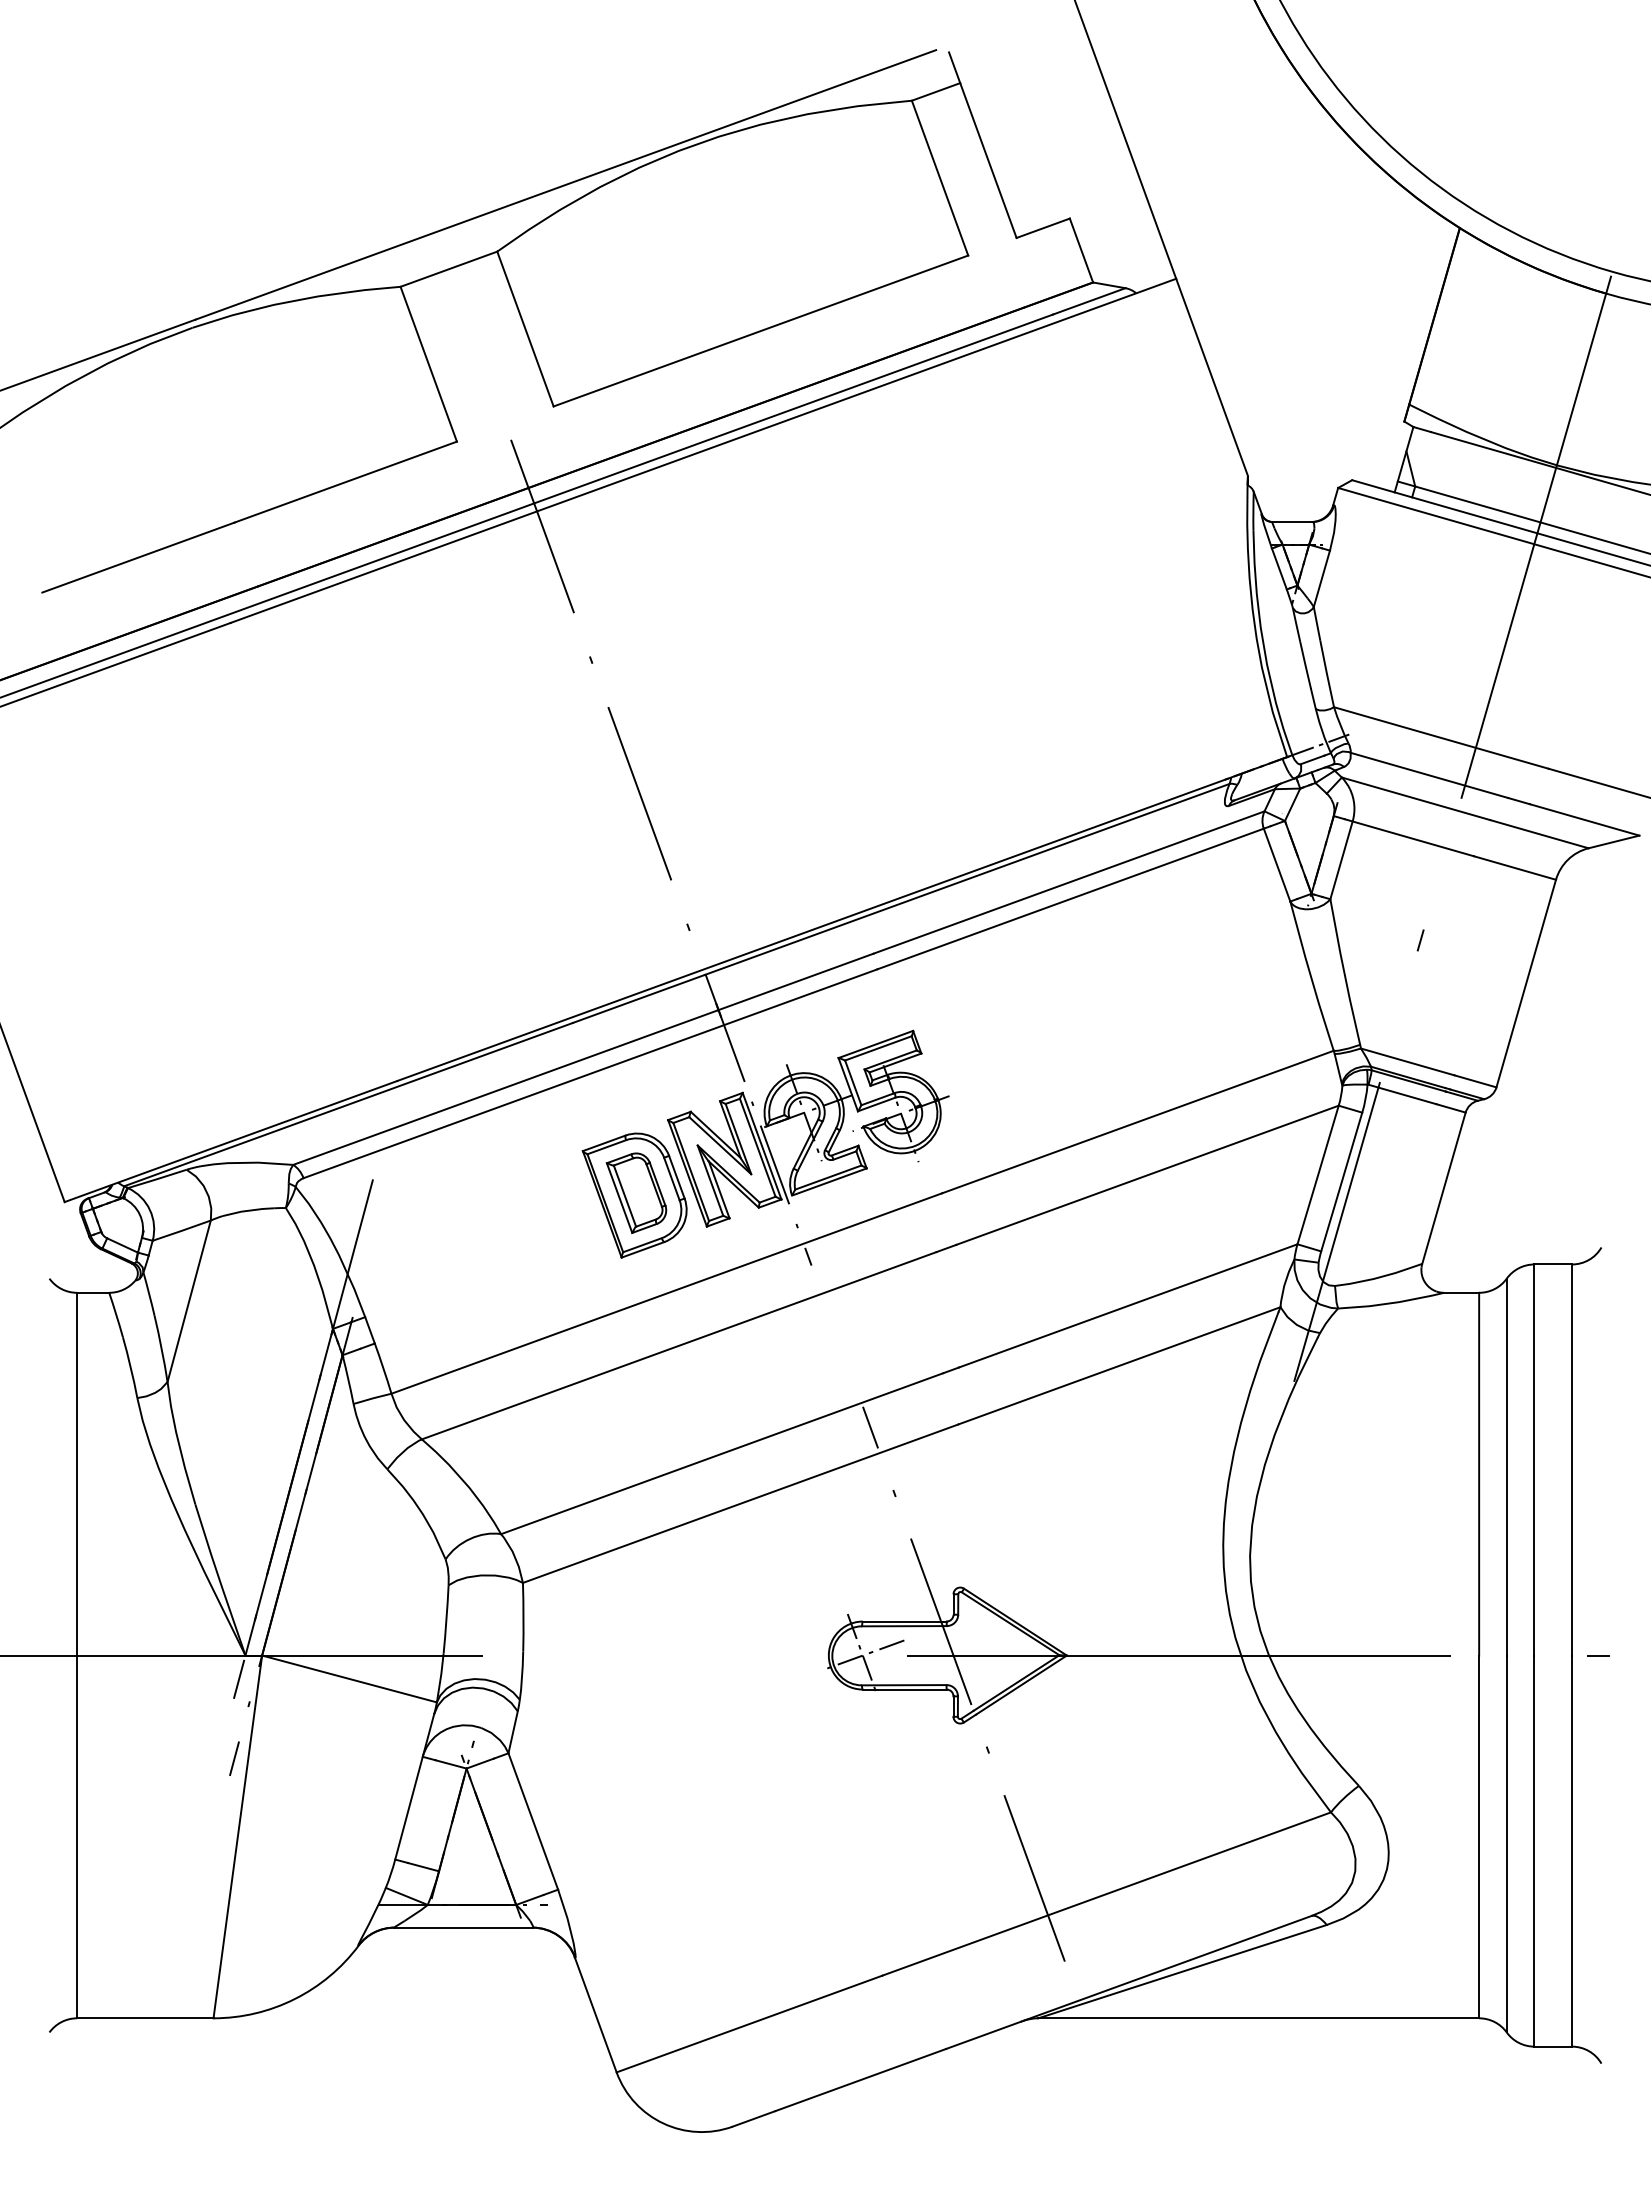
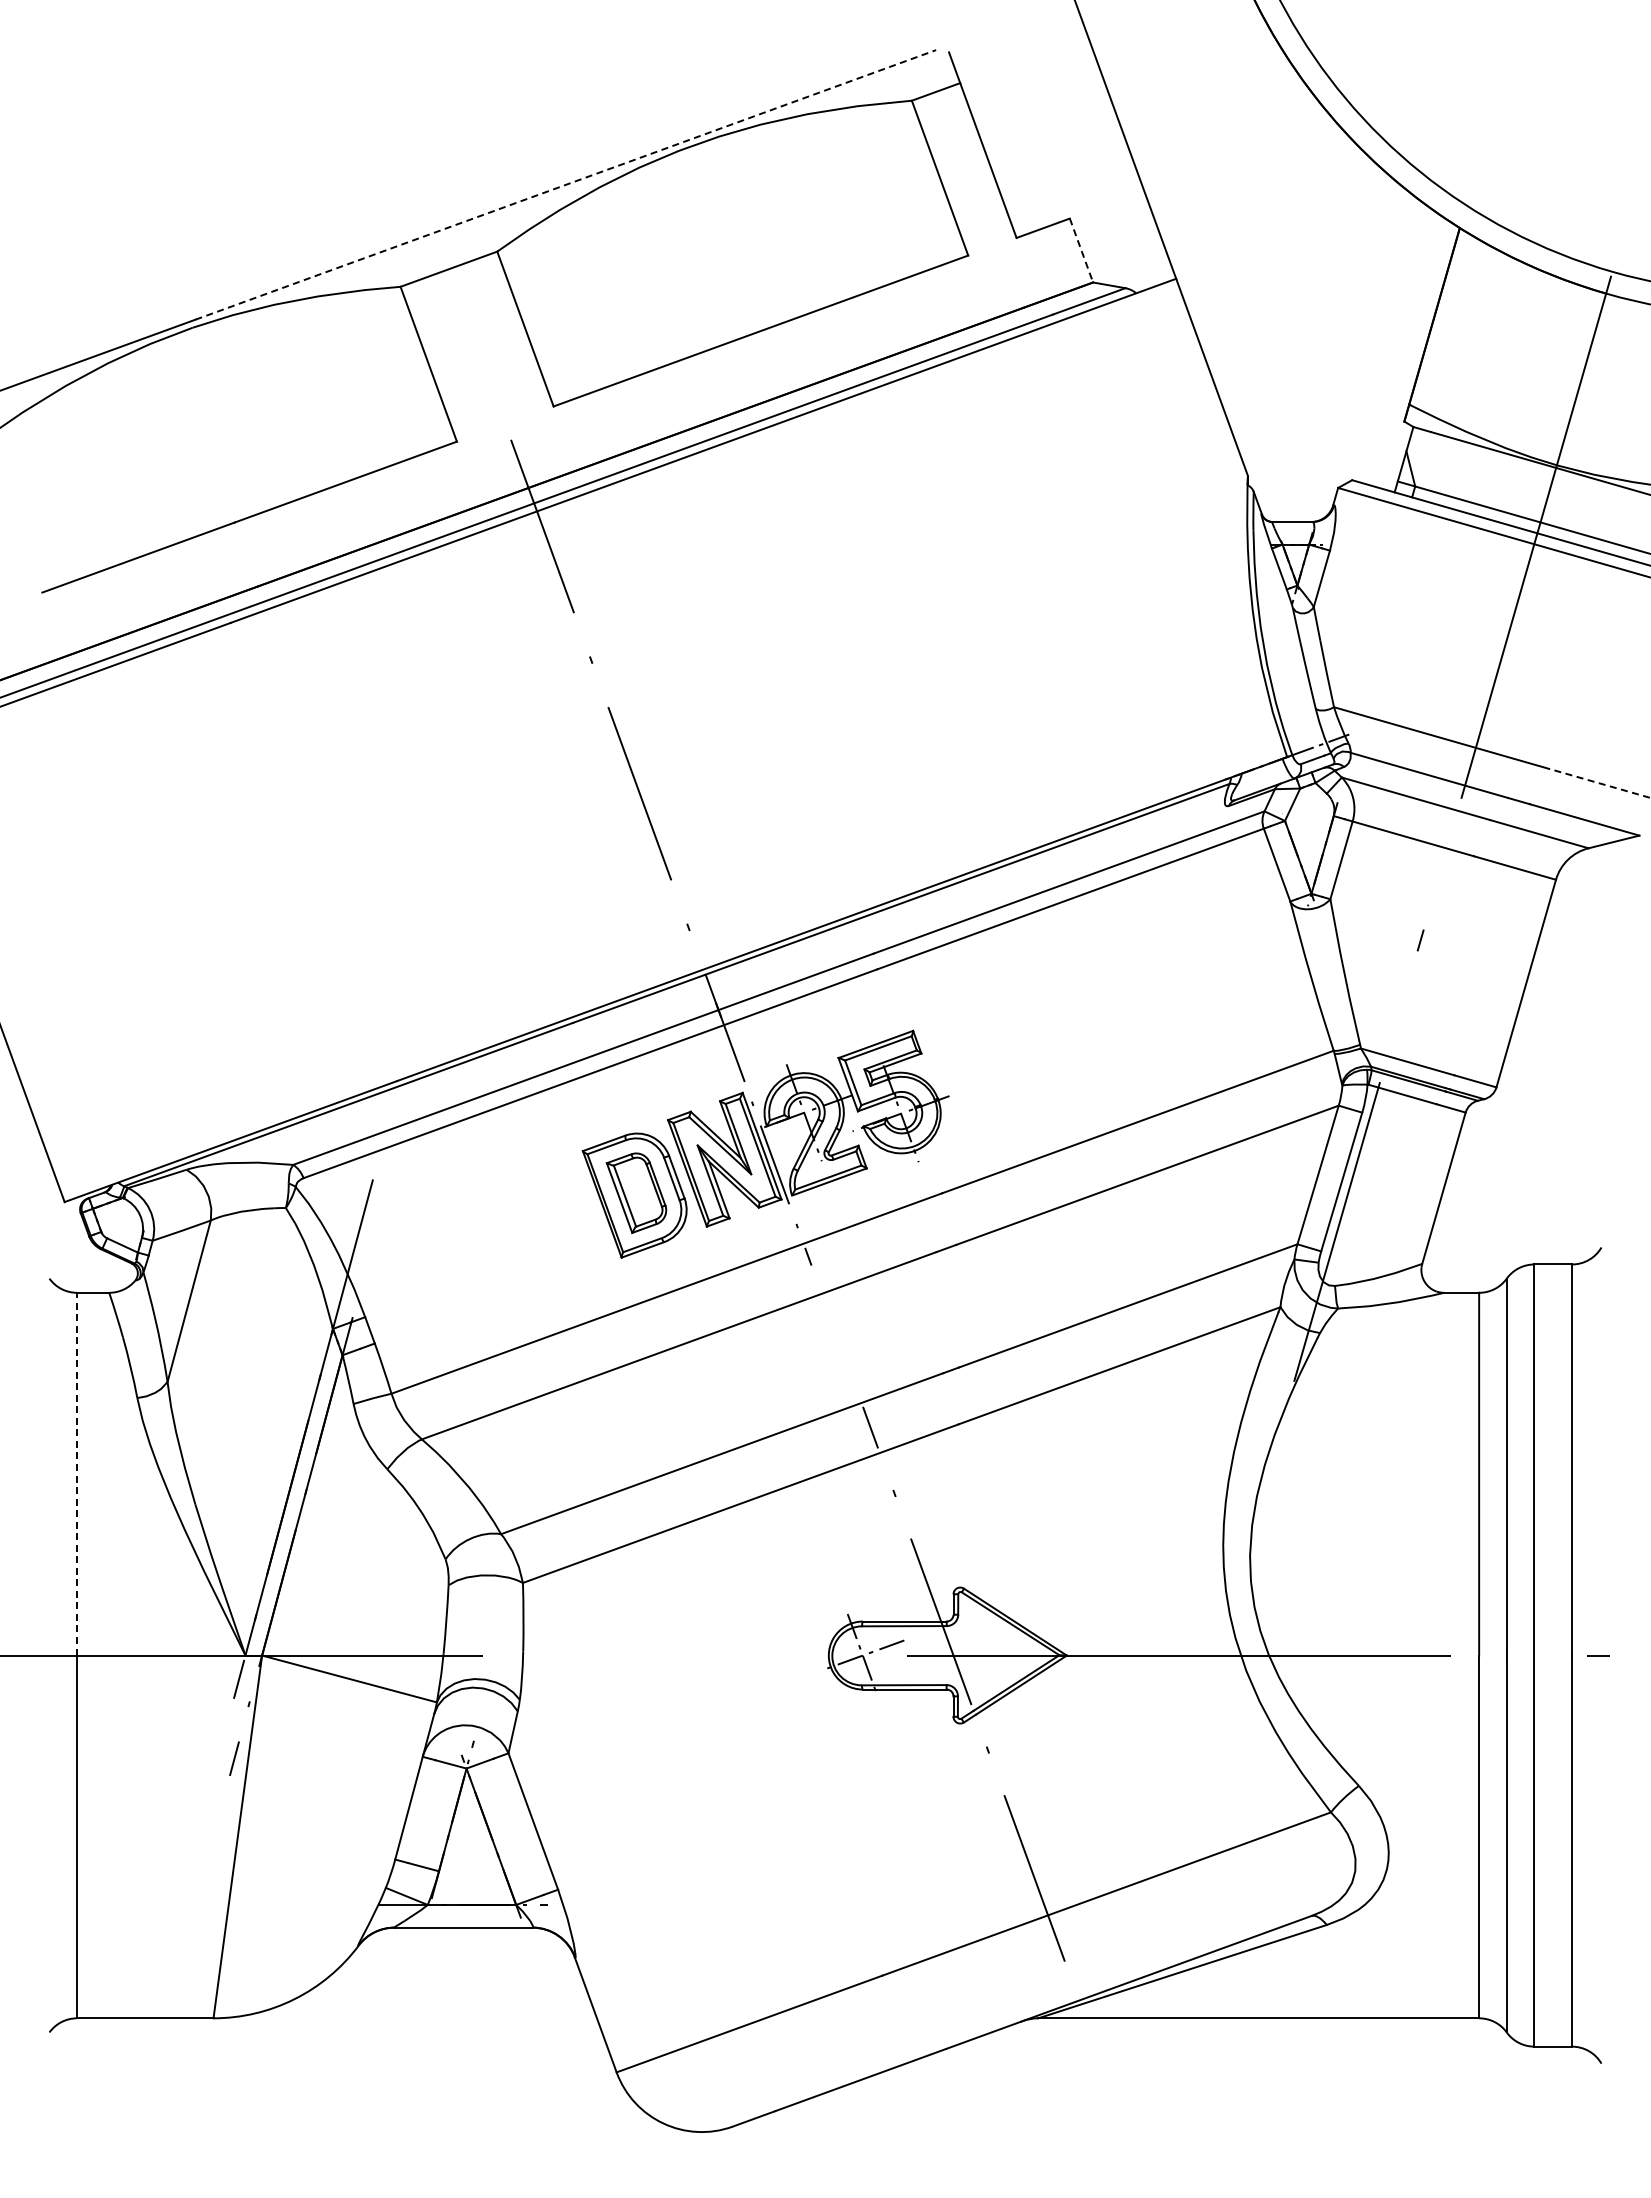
line: solid -> dashed (566, 184)
line: solid -> dashed (1081, 251)
line: solid -> dashed (1599, 783)
line: solid -> dashed (77, 1473)
